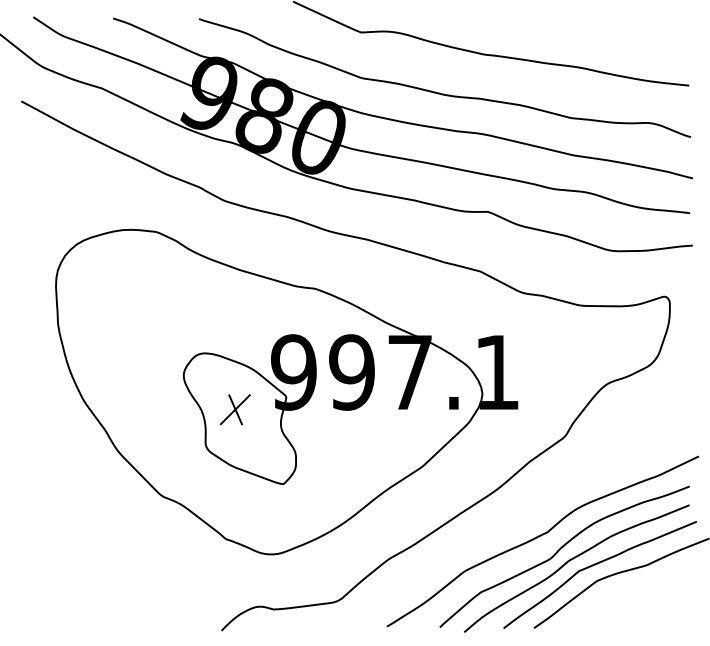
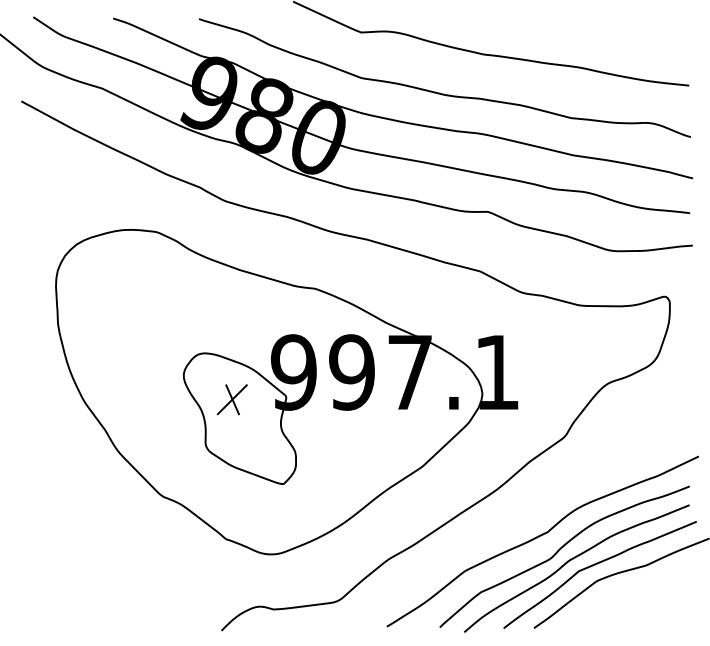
part position: (234, 409) -> (231, 399) (231, 399)
